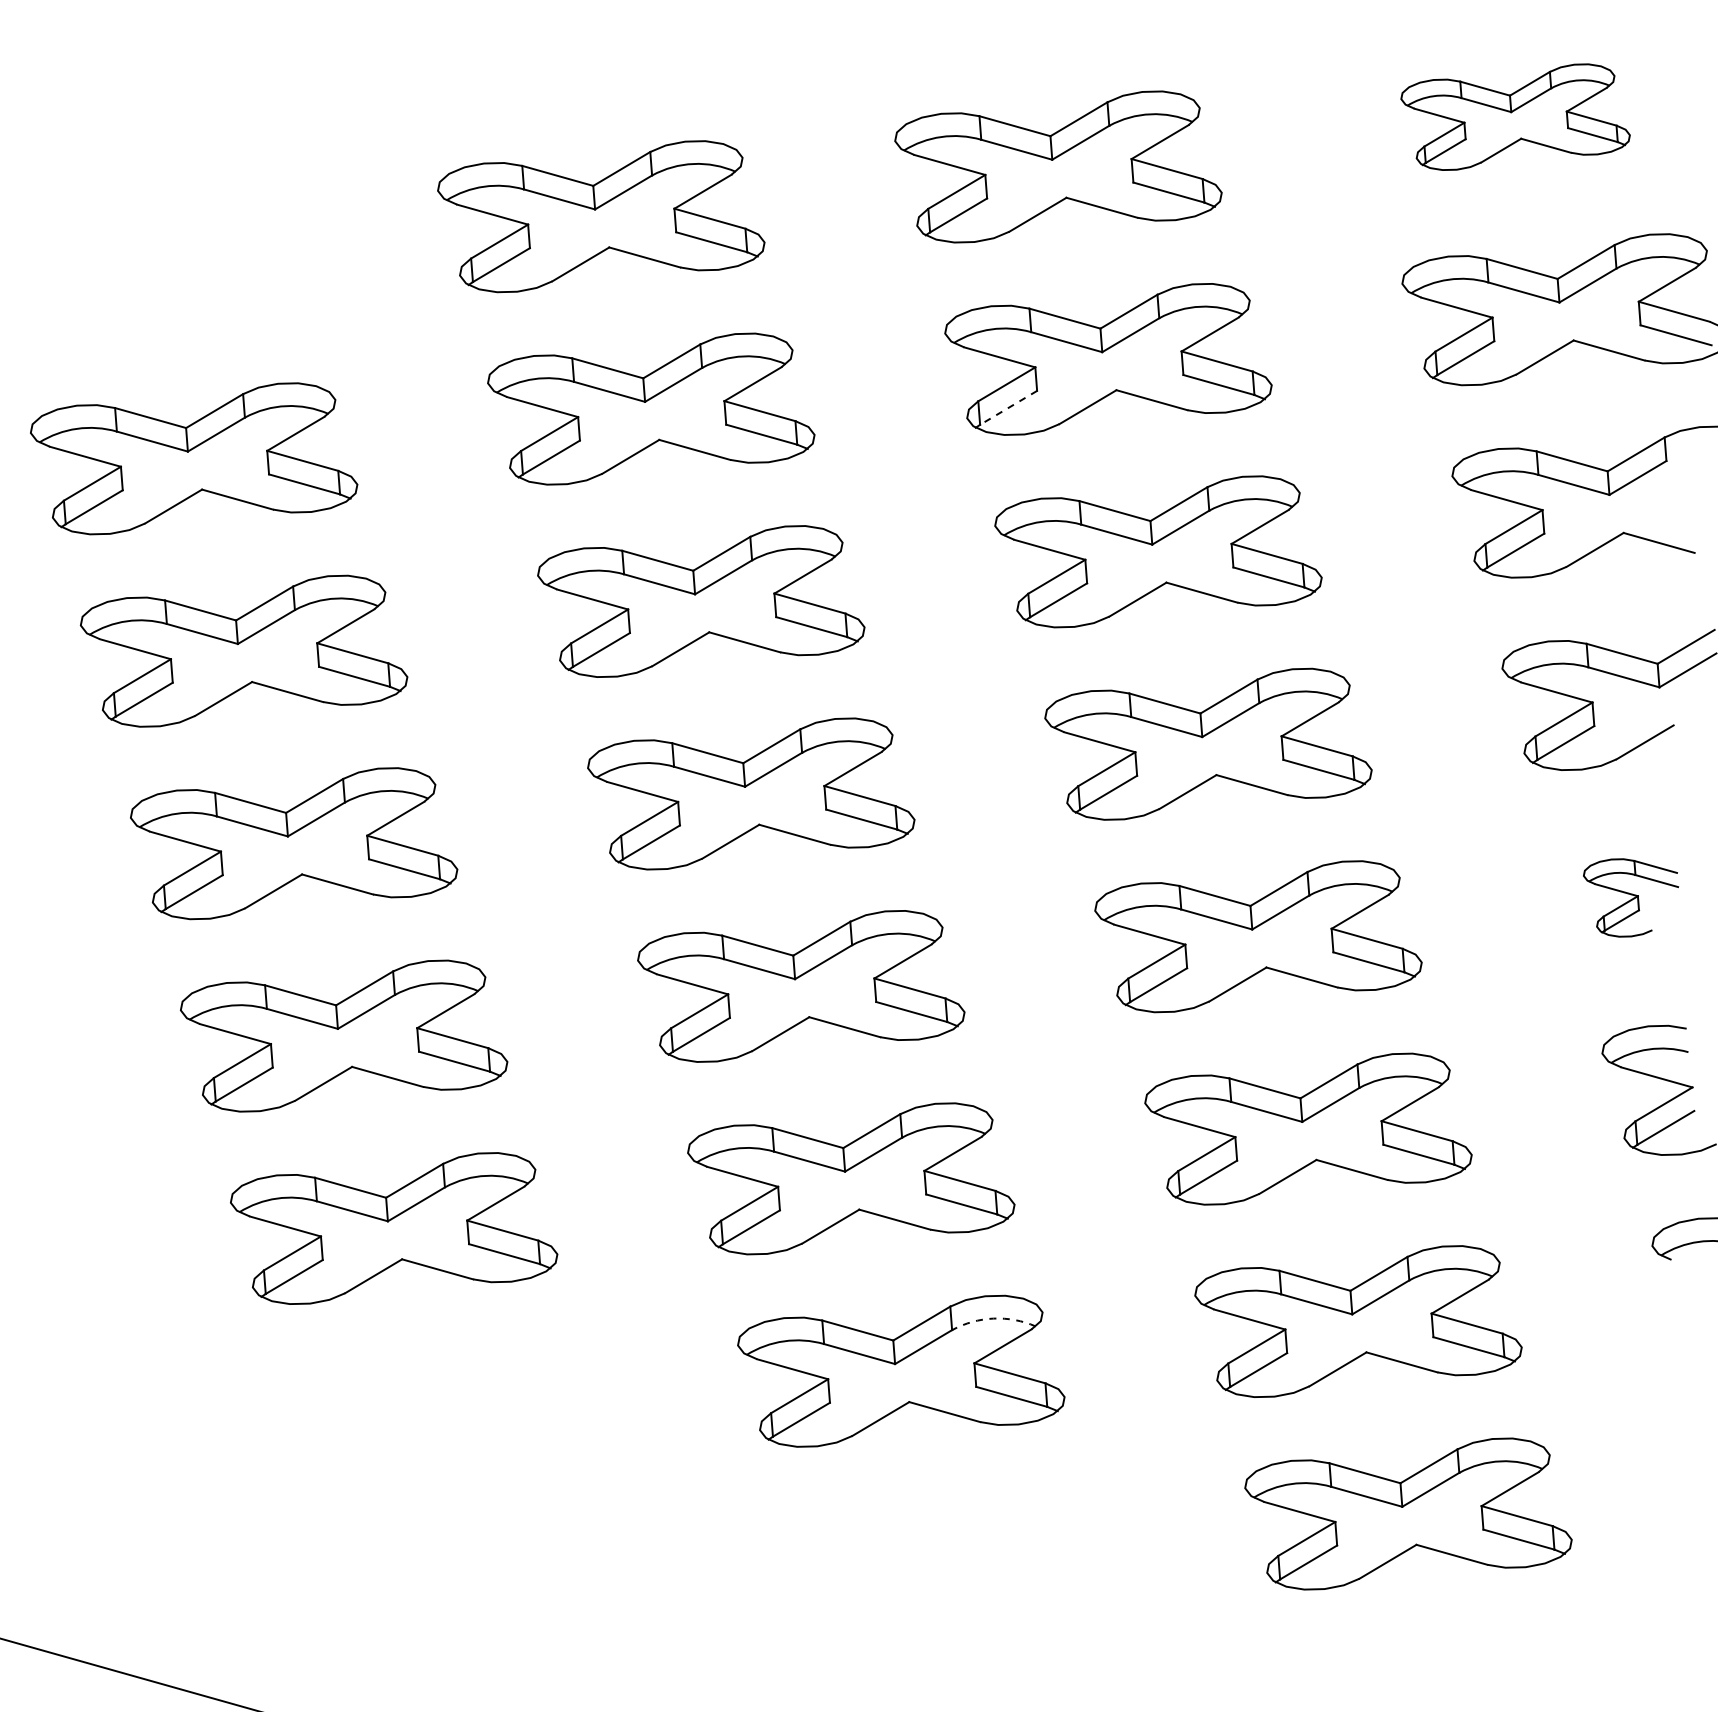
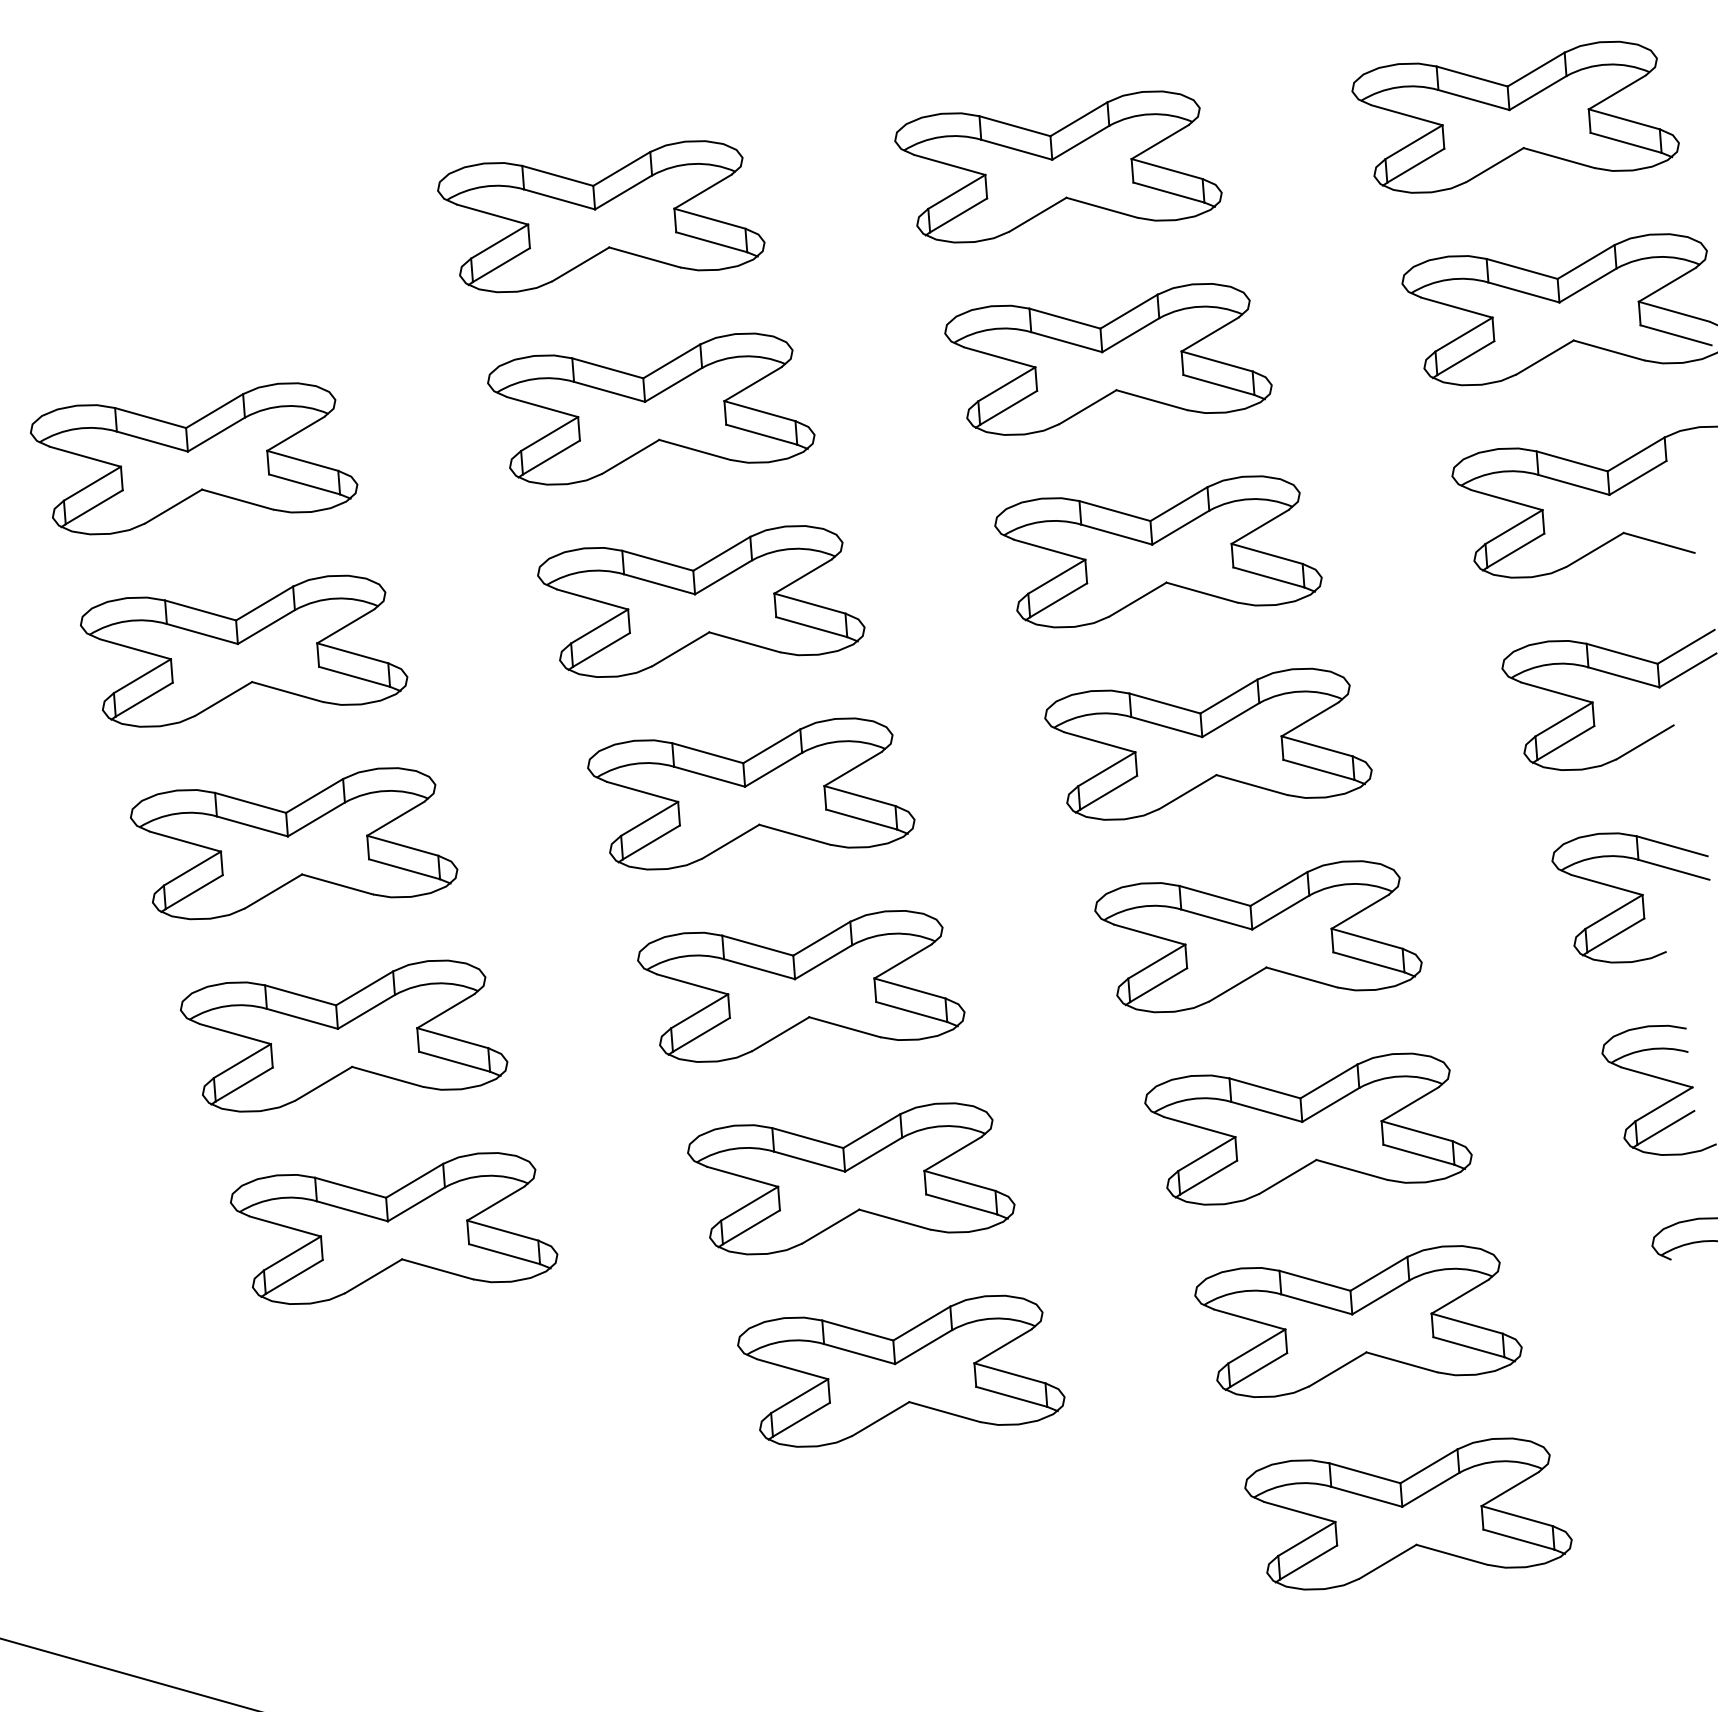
part size: 231x108 px -> 329x154 px (1515, 116)
line: dashed -> solid (1008, 408)
part size: 97x80 px -> 160x132 px (1630, 897)
arc: dashed -> solid (993, 1318)
